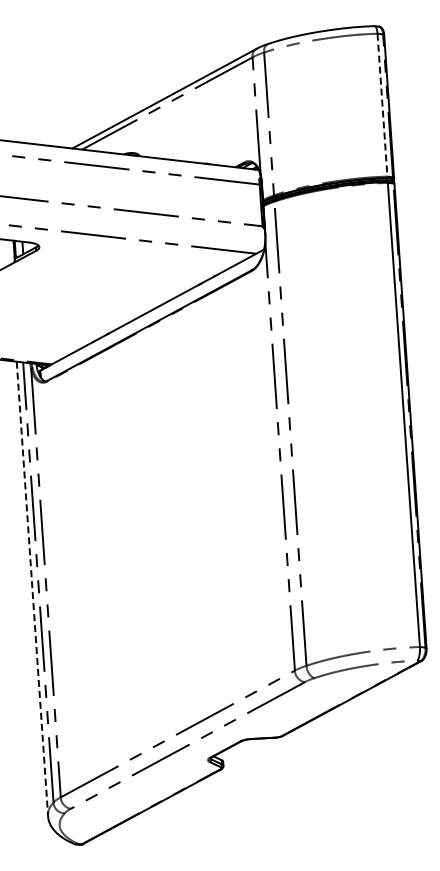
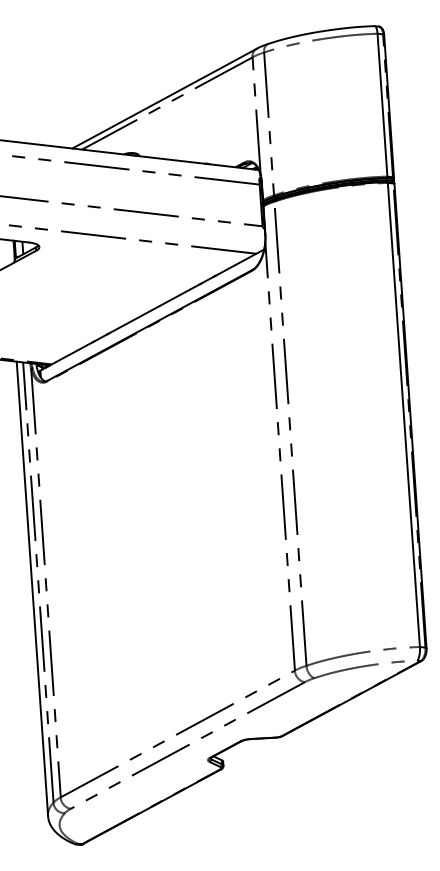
line: dashed -> solid (382, 105)
line: dashed -> solid (32, 588)
